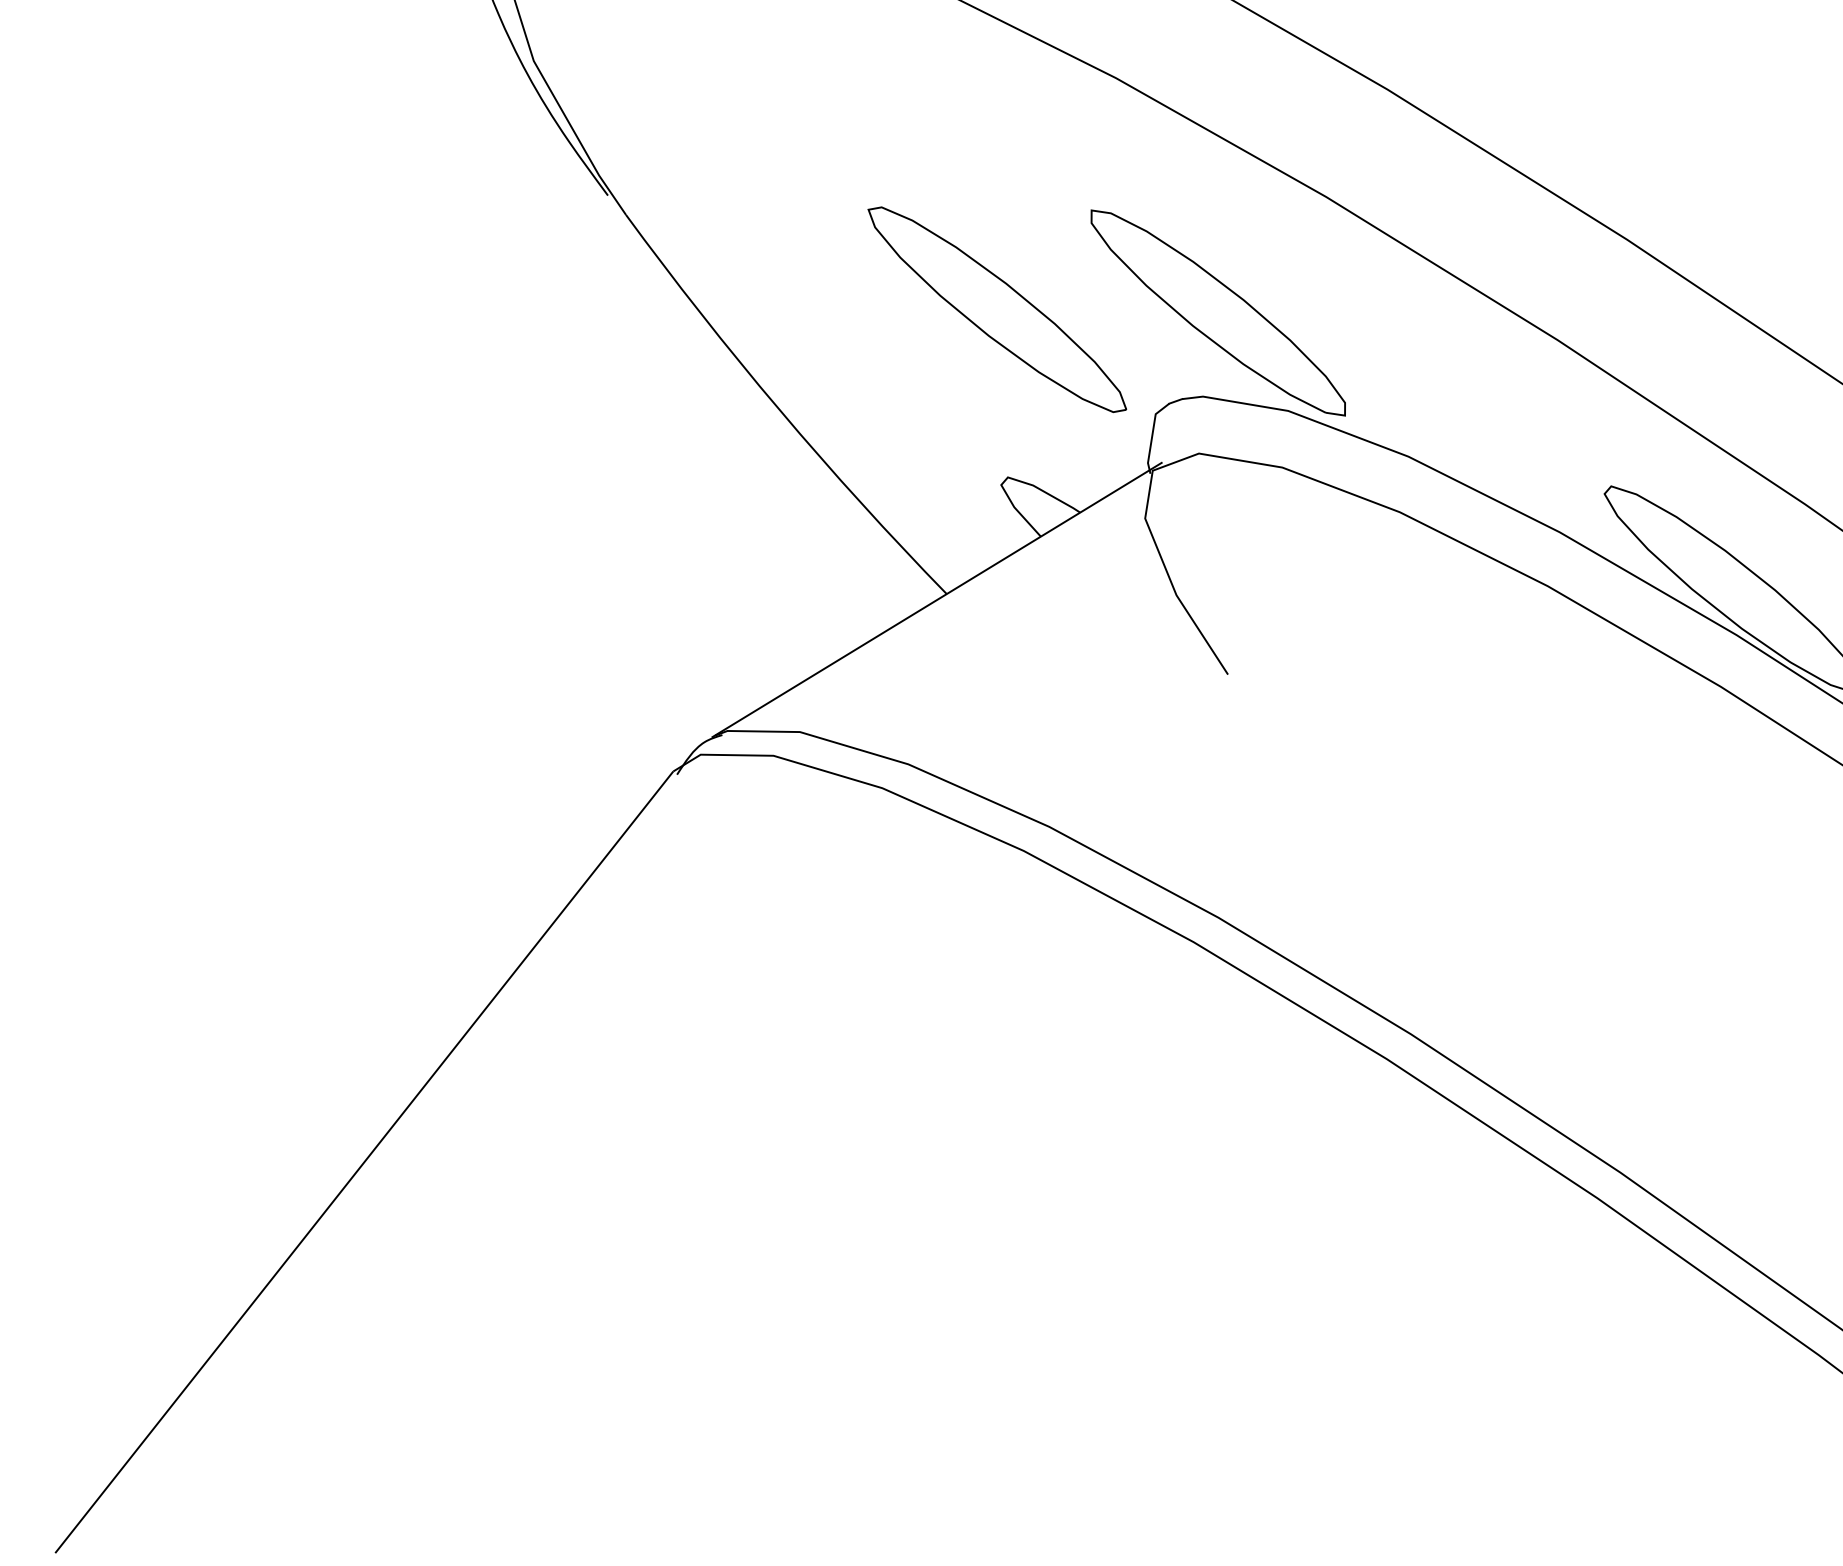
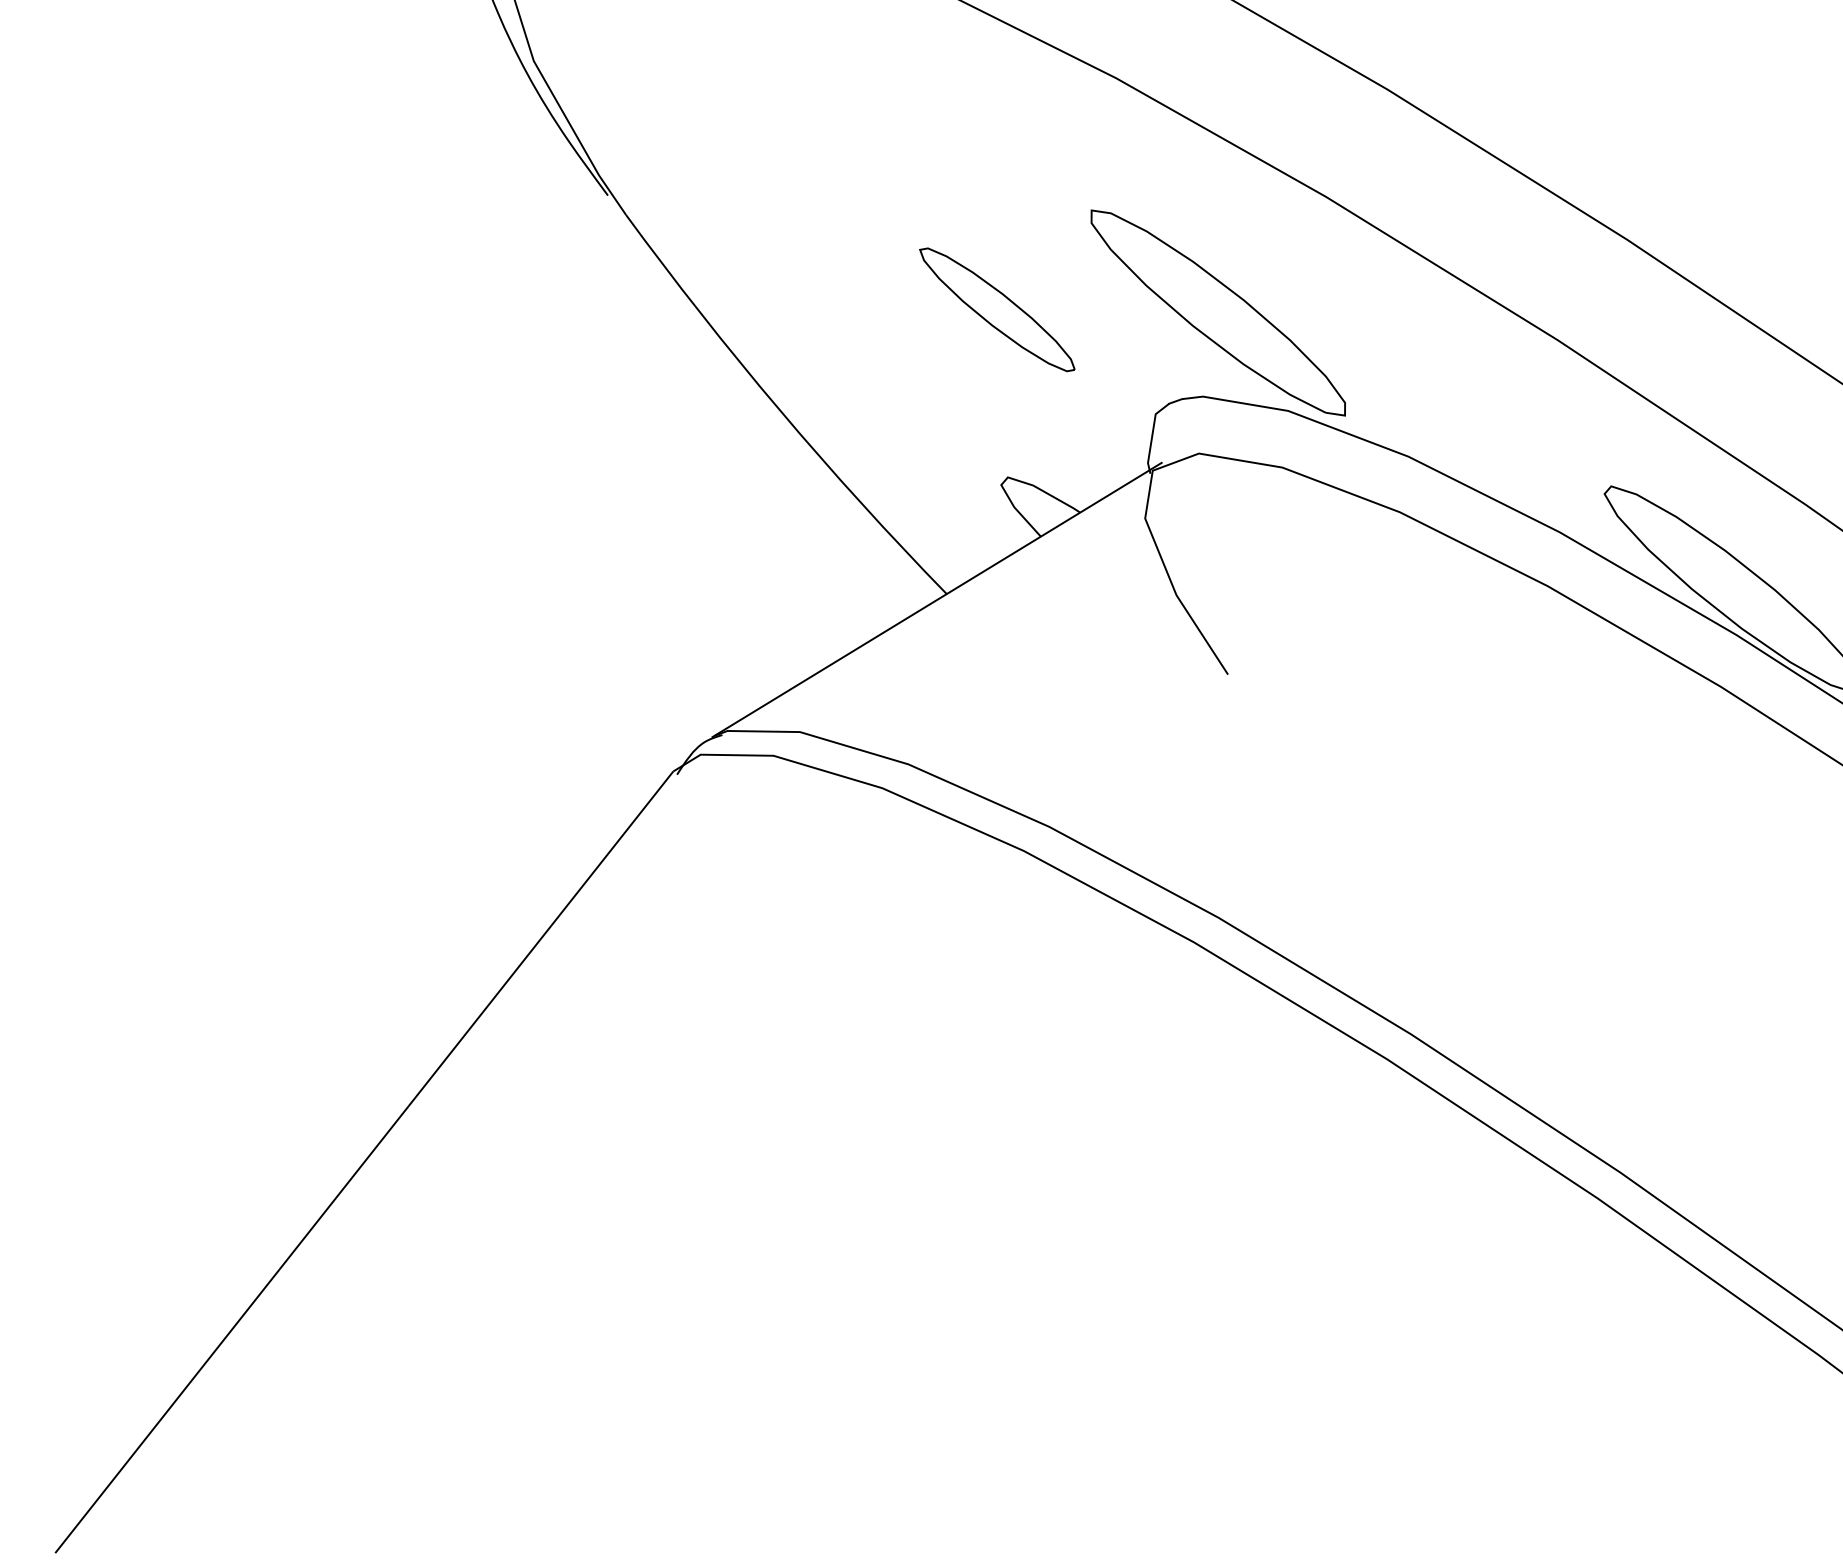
part size: 261x208 px -> 157x126 px (997, 309)
